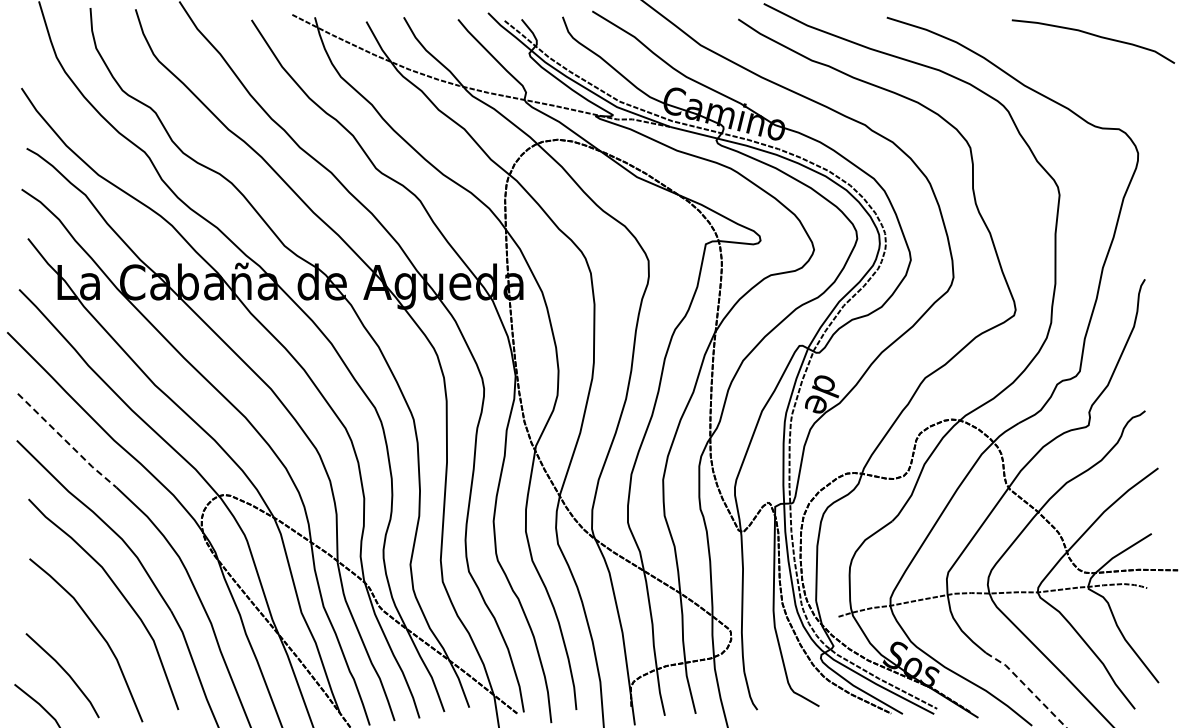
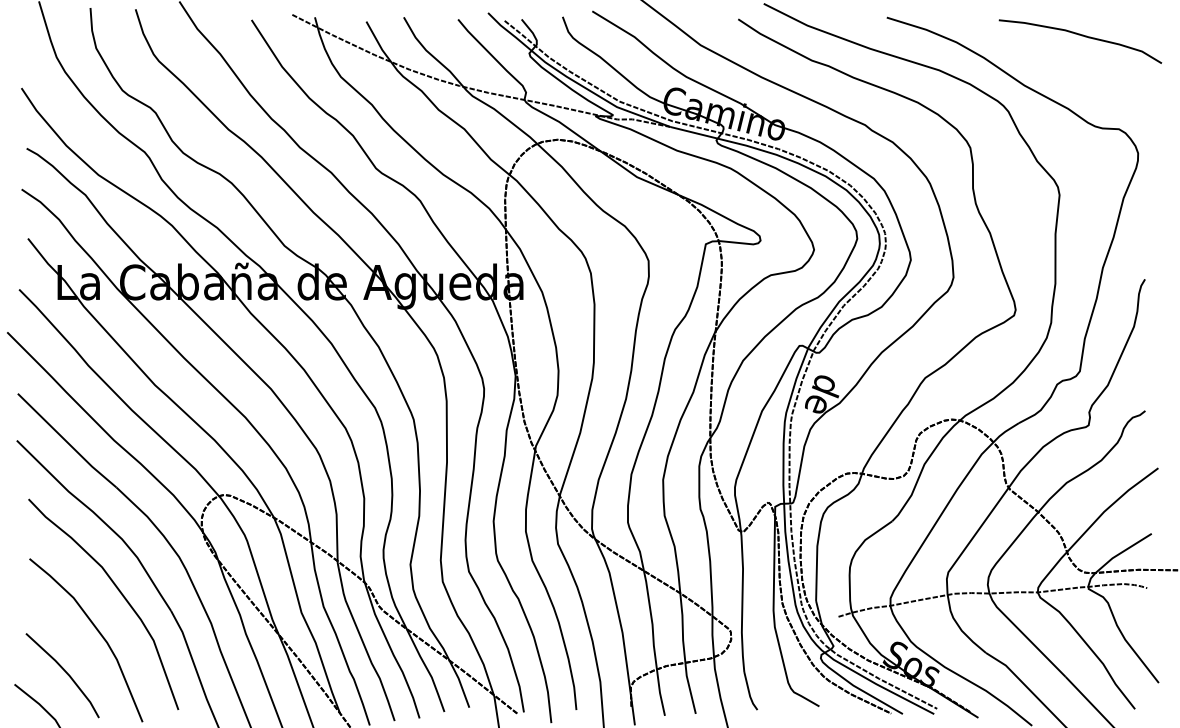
curve position: (1094, 36) -> (1081, 36) (1081, 36)
line: dashed -> solid (66, 441)
line: dashed -> solid (1027, 687)
